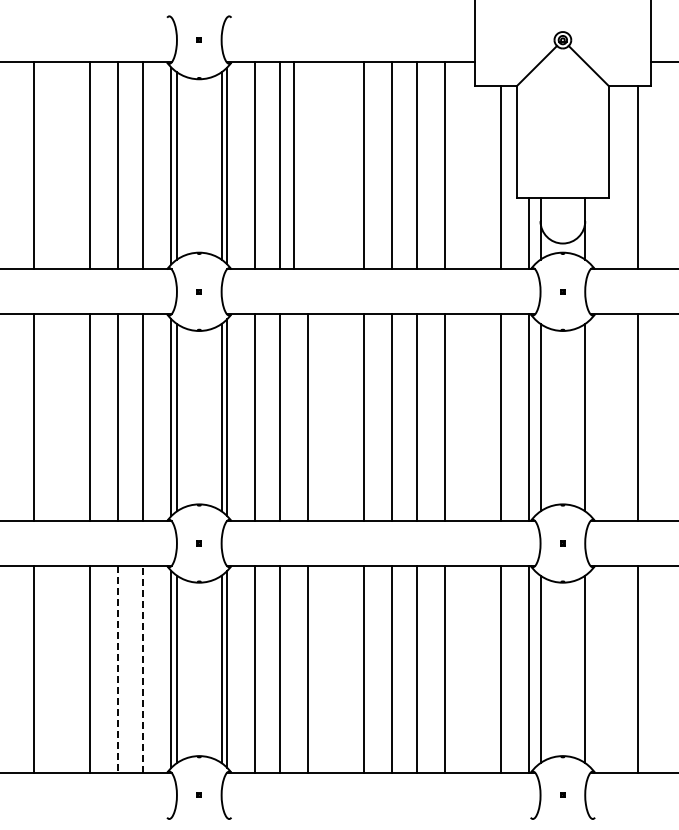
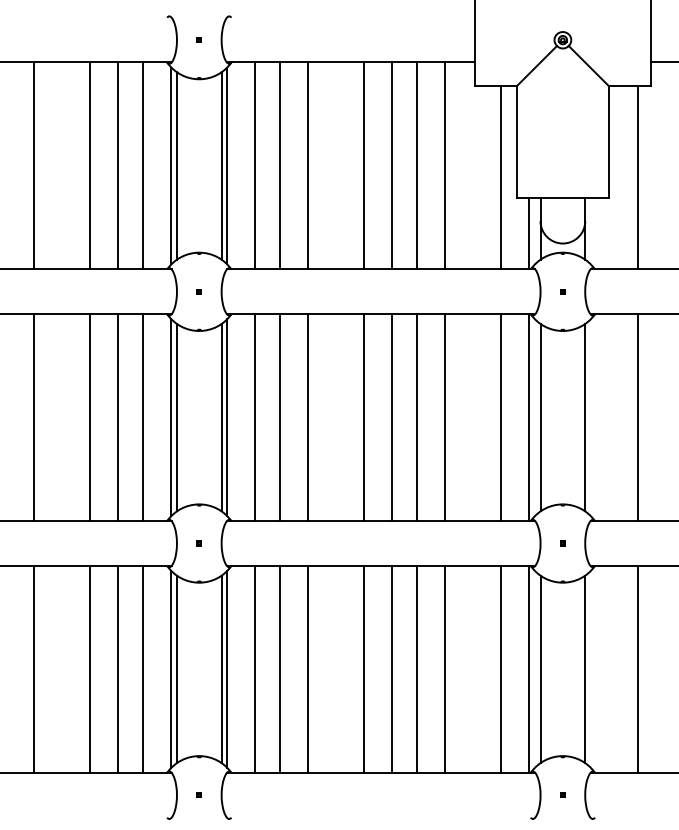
line position: (294, 165) -> (308, 165) (308, 165)
line: dashed -> solid (143, 668)
line: dashed -> solid (118, 669)
